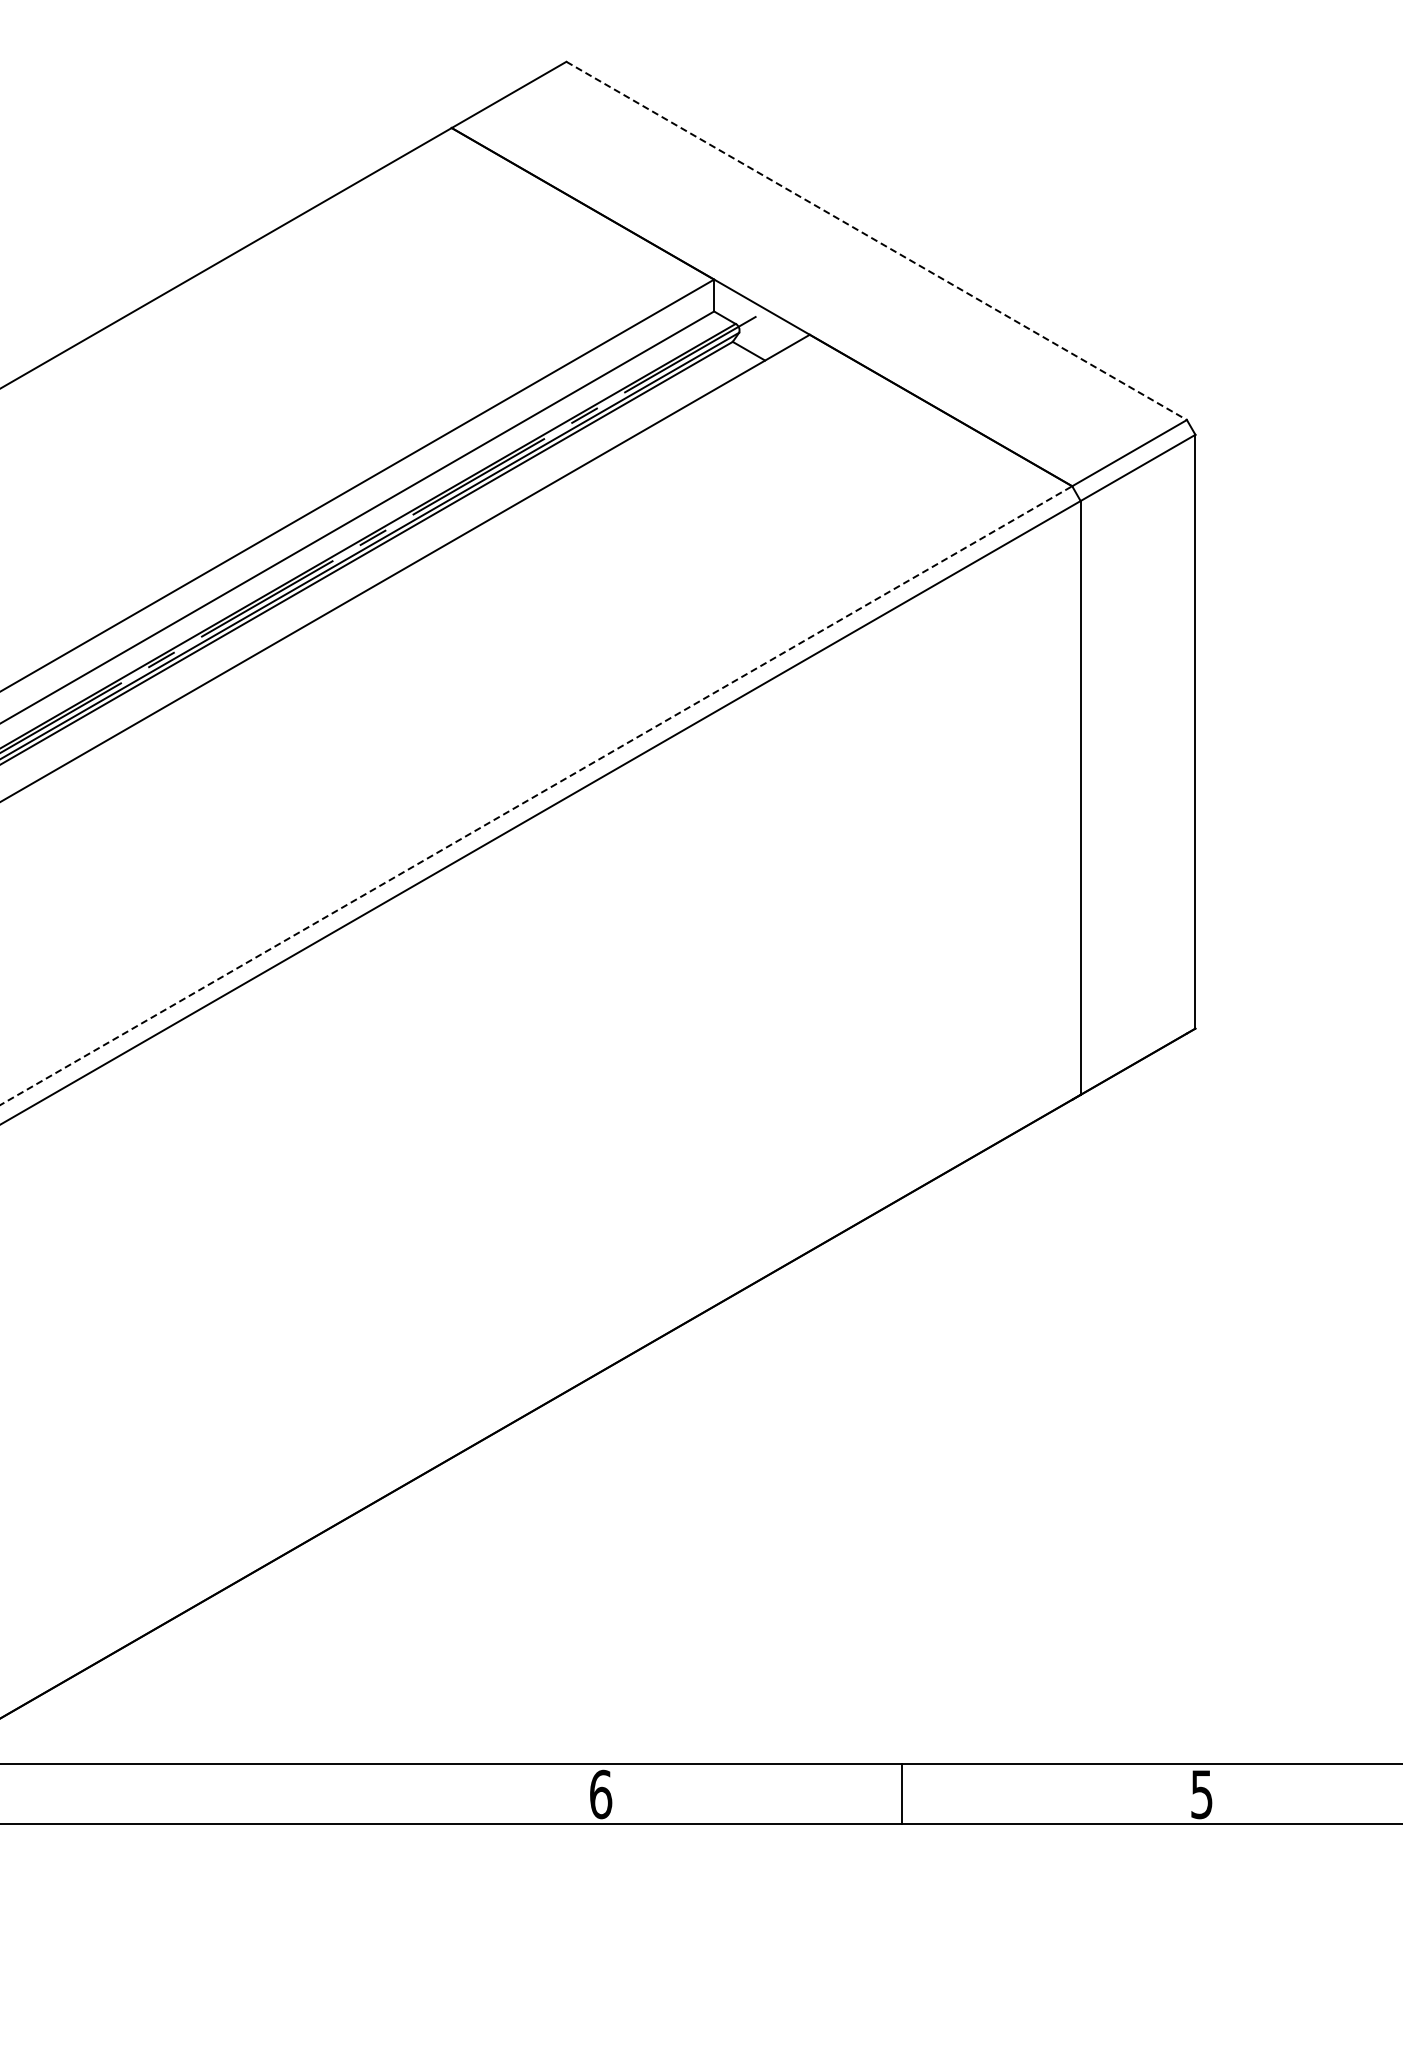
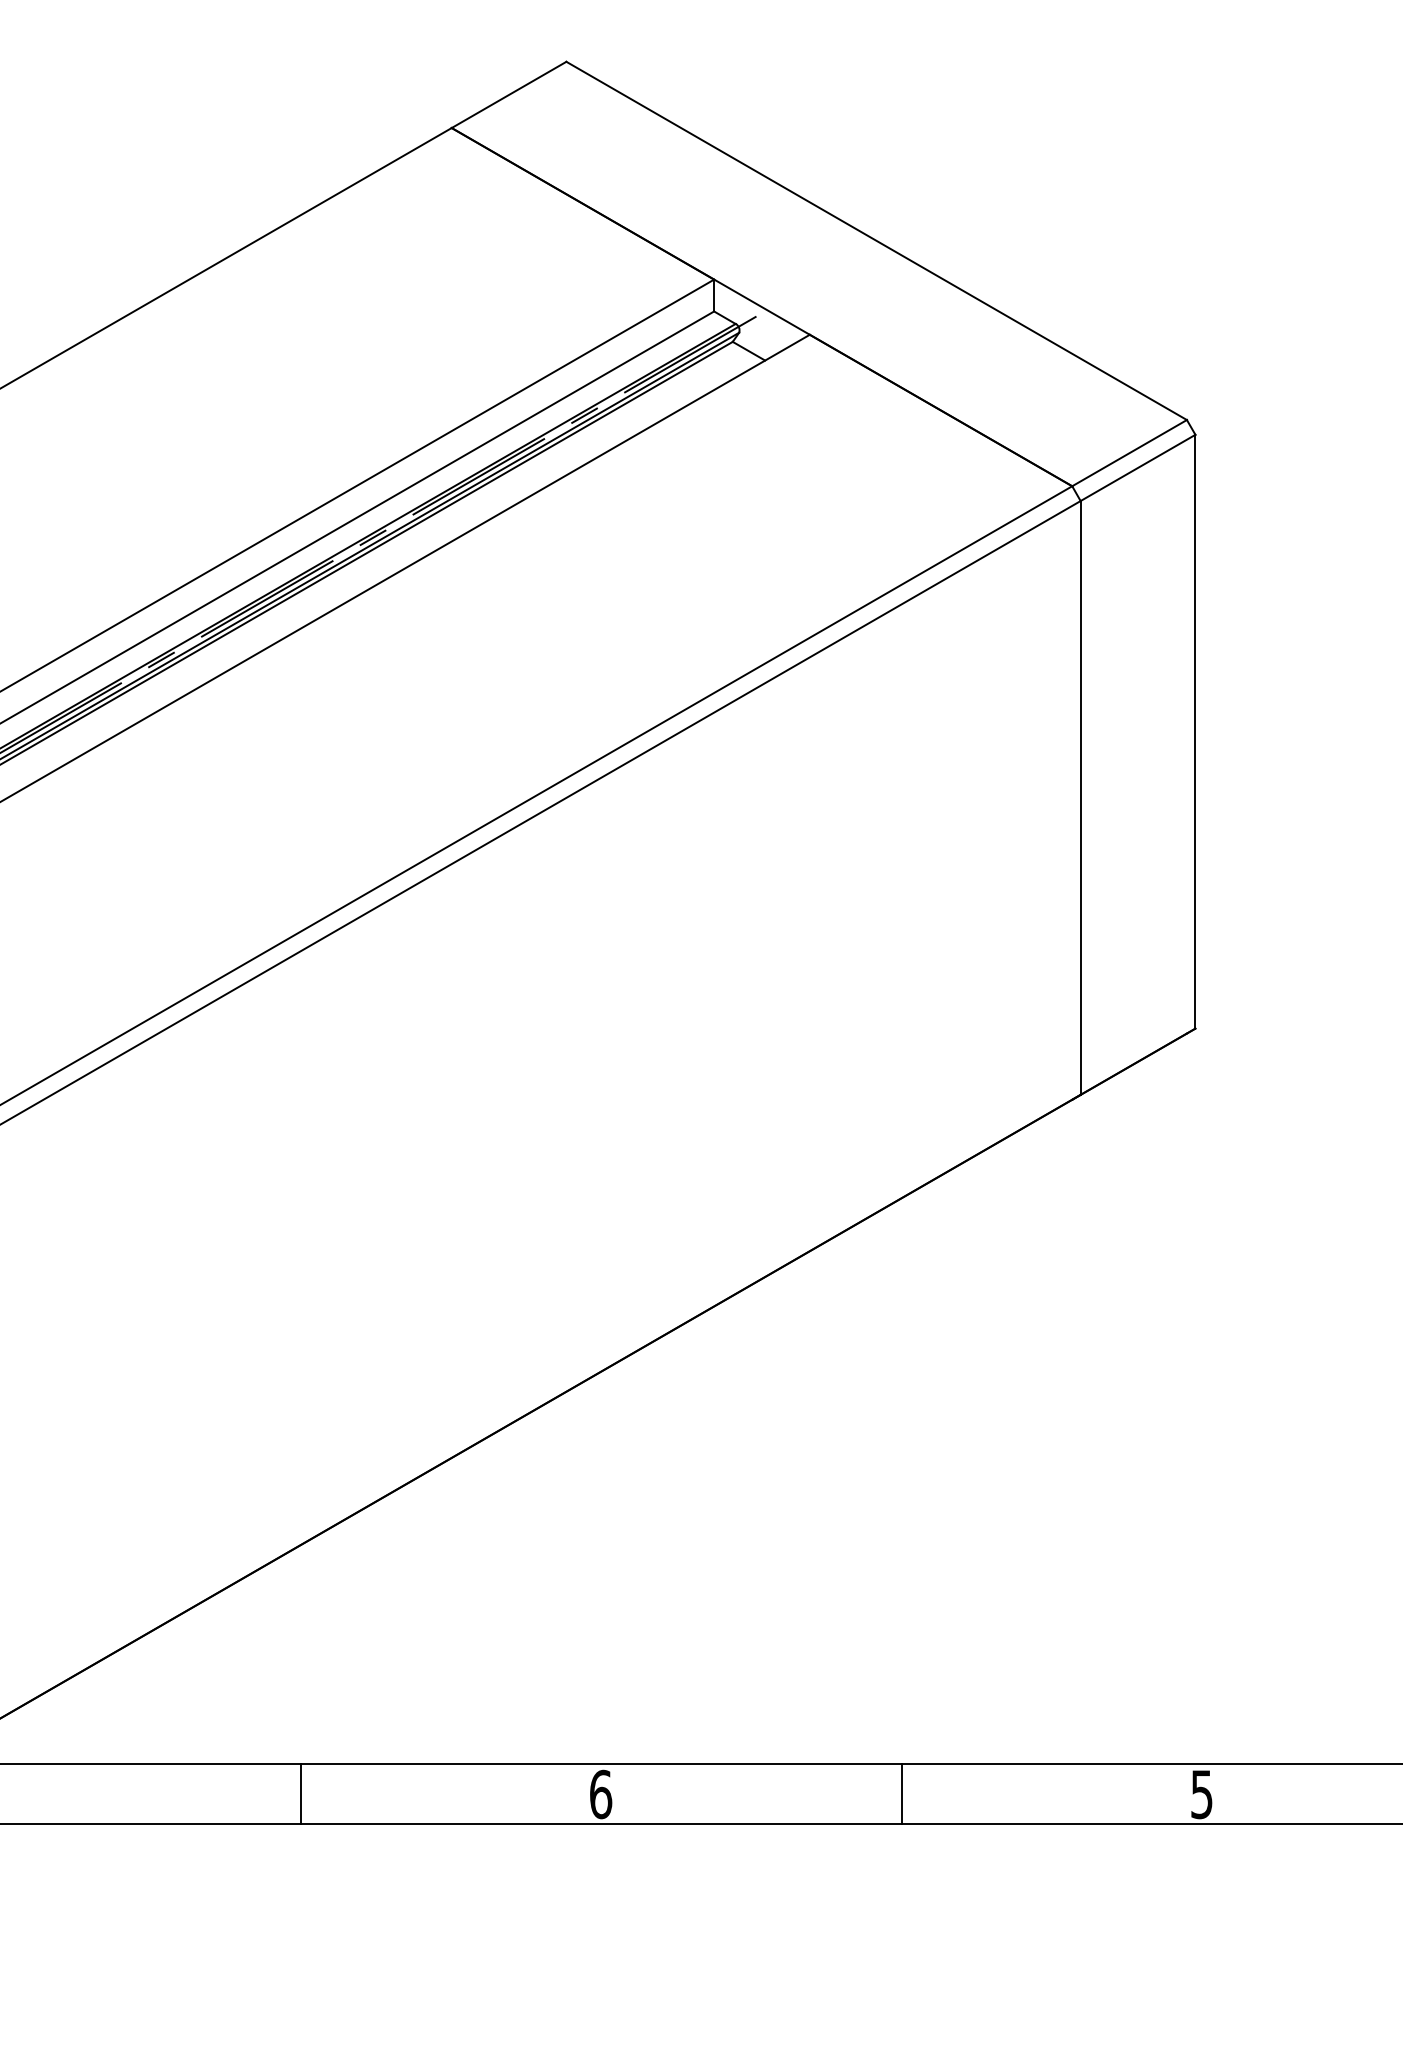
line: dashed -> solid (877, 241)
line: dashed -> solid (536, 795)
line: none -> present (301, 1794)
